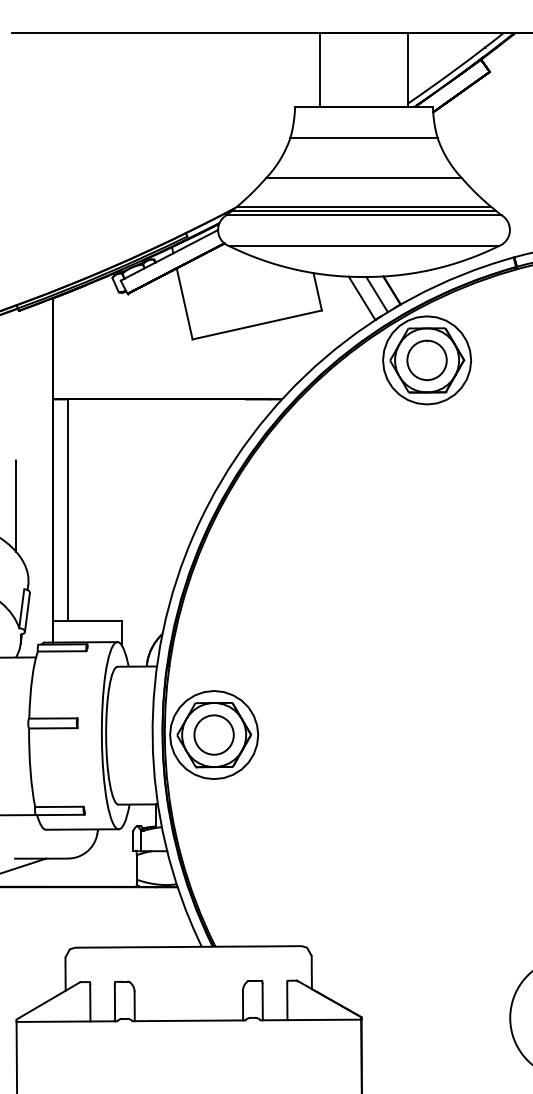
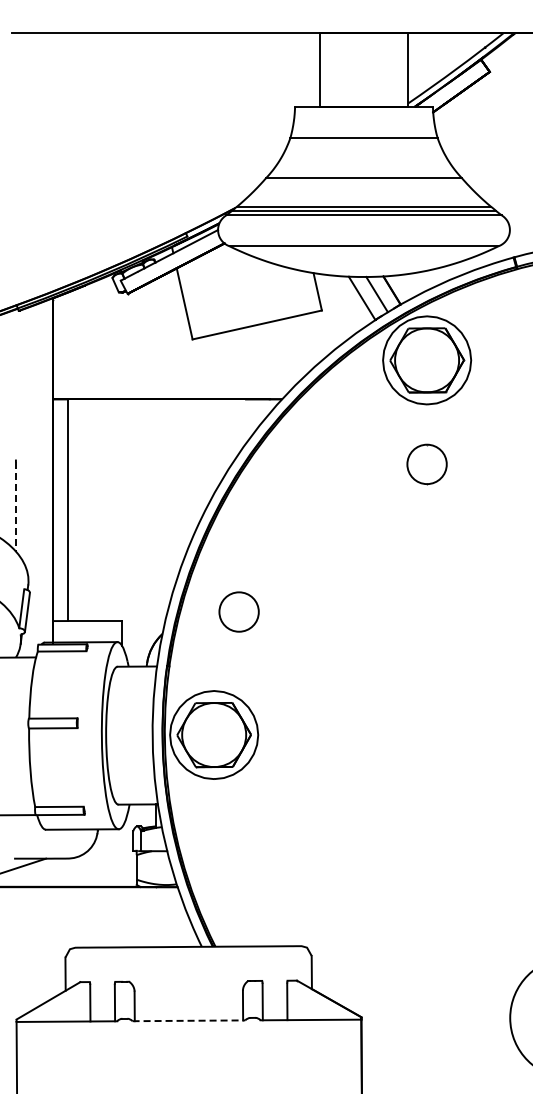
part position: (426, 360) -> (426, 464) (426, 464)
line: solid -> dashed (15, 507)
circle position: (213, 734) -> (238, 611) (238, 611)
line: solid -> dashed (189, 1020)
